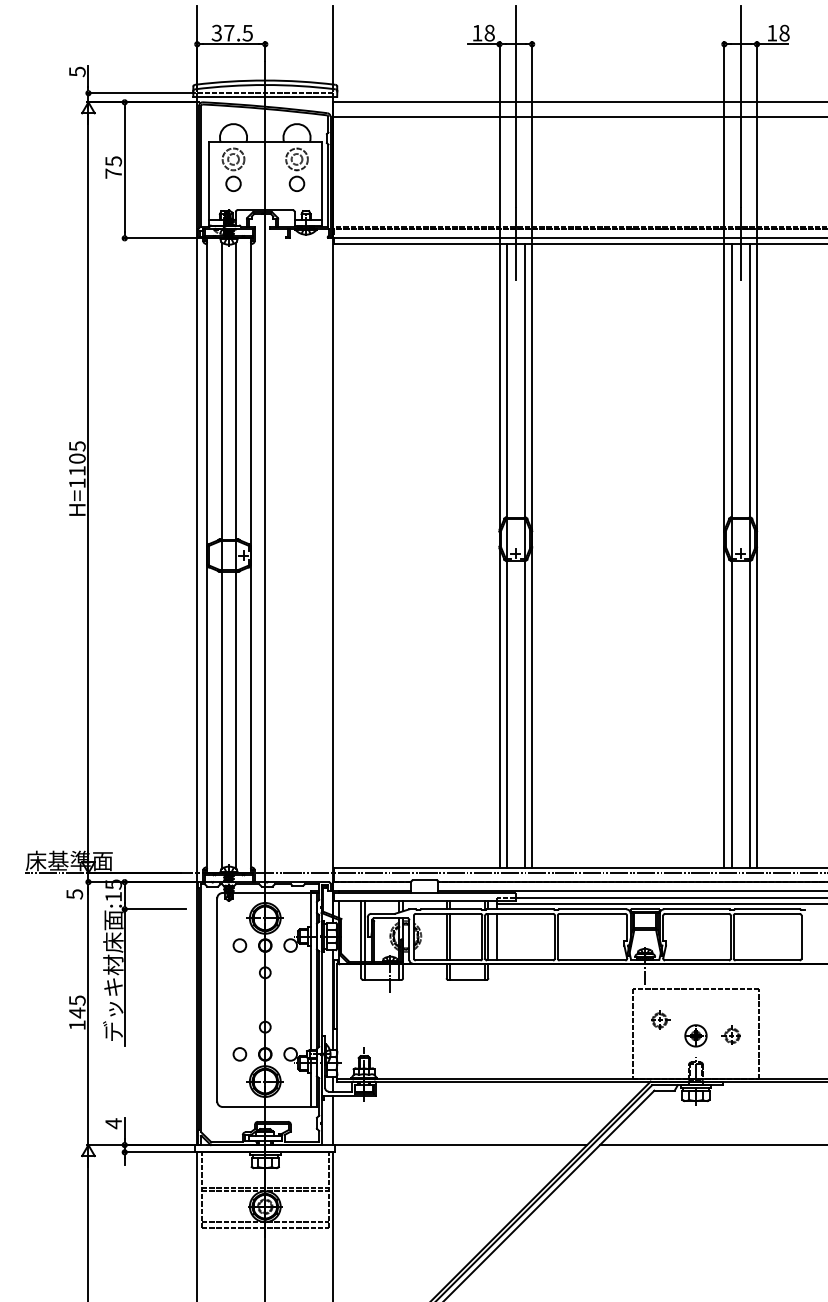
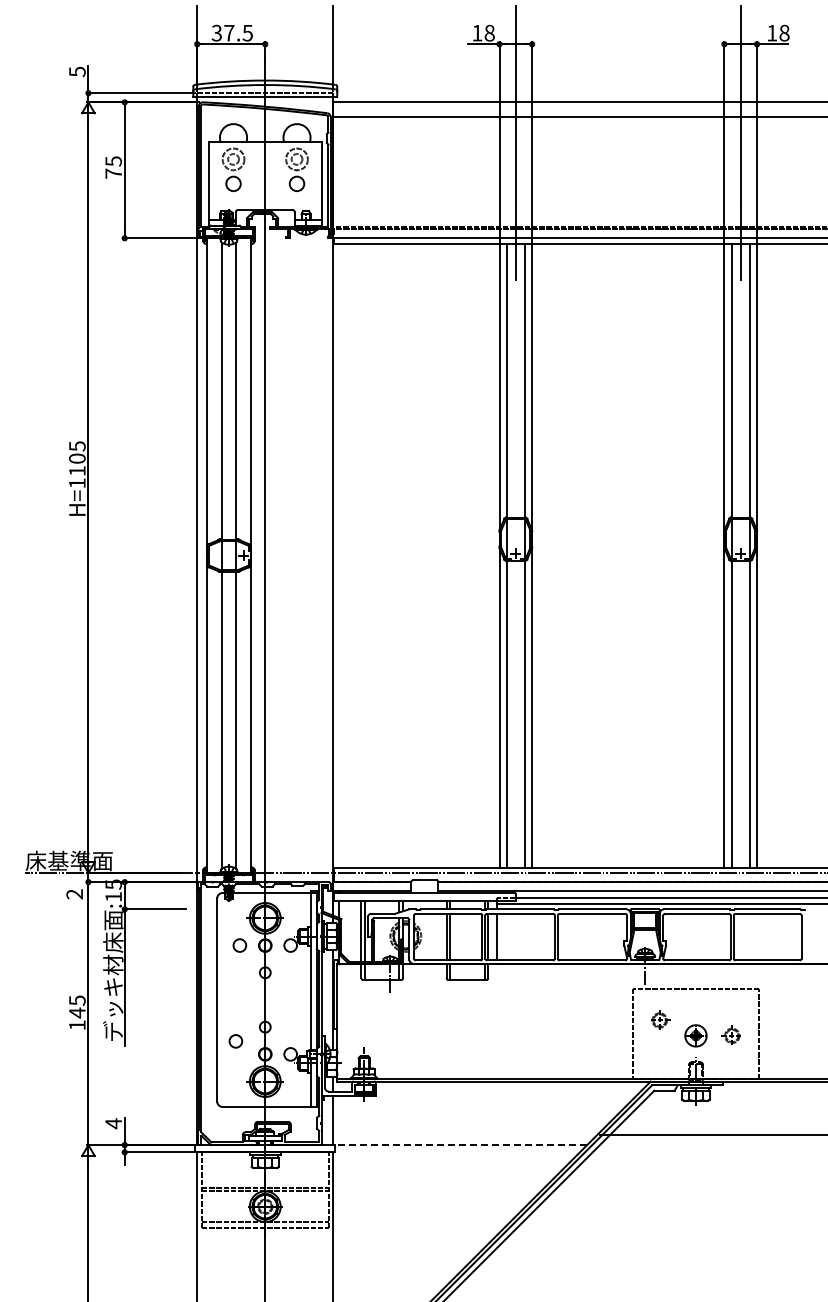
text: 5 -> 2 (74, 894)
circle position: (239, 1054) -> (235, 1041) (235, 1041)
line: solid -> dashed (460, 1145)
line position: (712, 1145) -> (712, 1135) (712, 1135)
